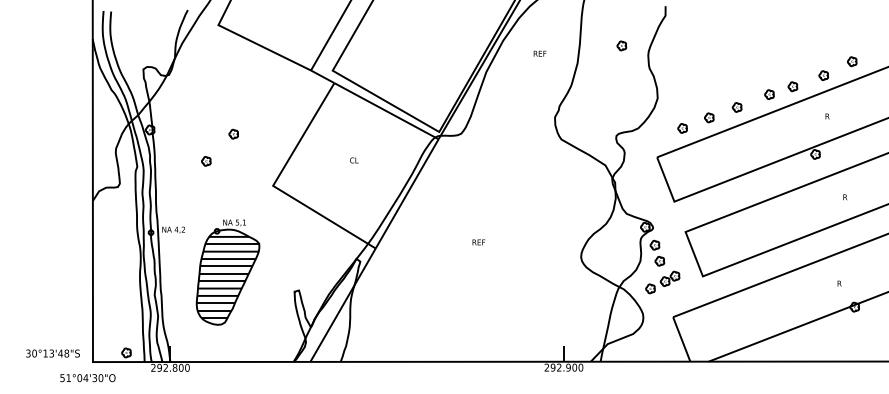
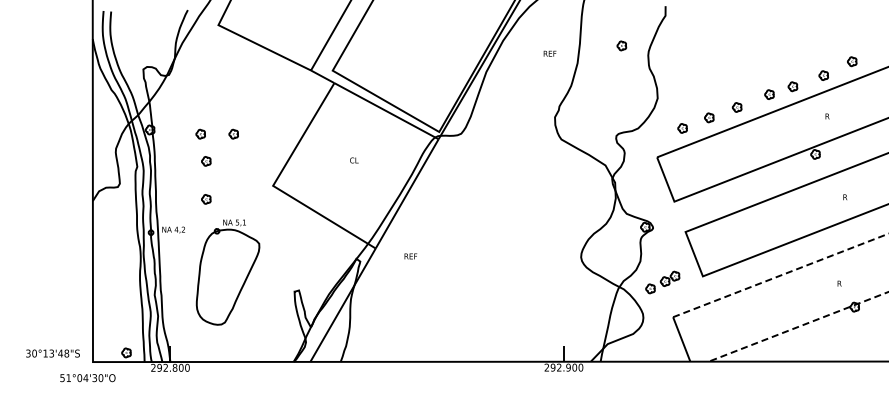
text position: (539, 53) -> (549, 53) (549, 53)
part: none -> present (200, 133)
part: none -> present (206, 199)
line: solid -> dashed (871, 240)
text position: (478, 242) -> (410, 256) (410, 256)
part: present -> none (657, 252)
hatch: present -> none (227, 277)
